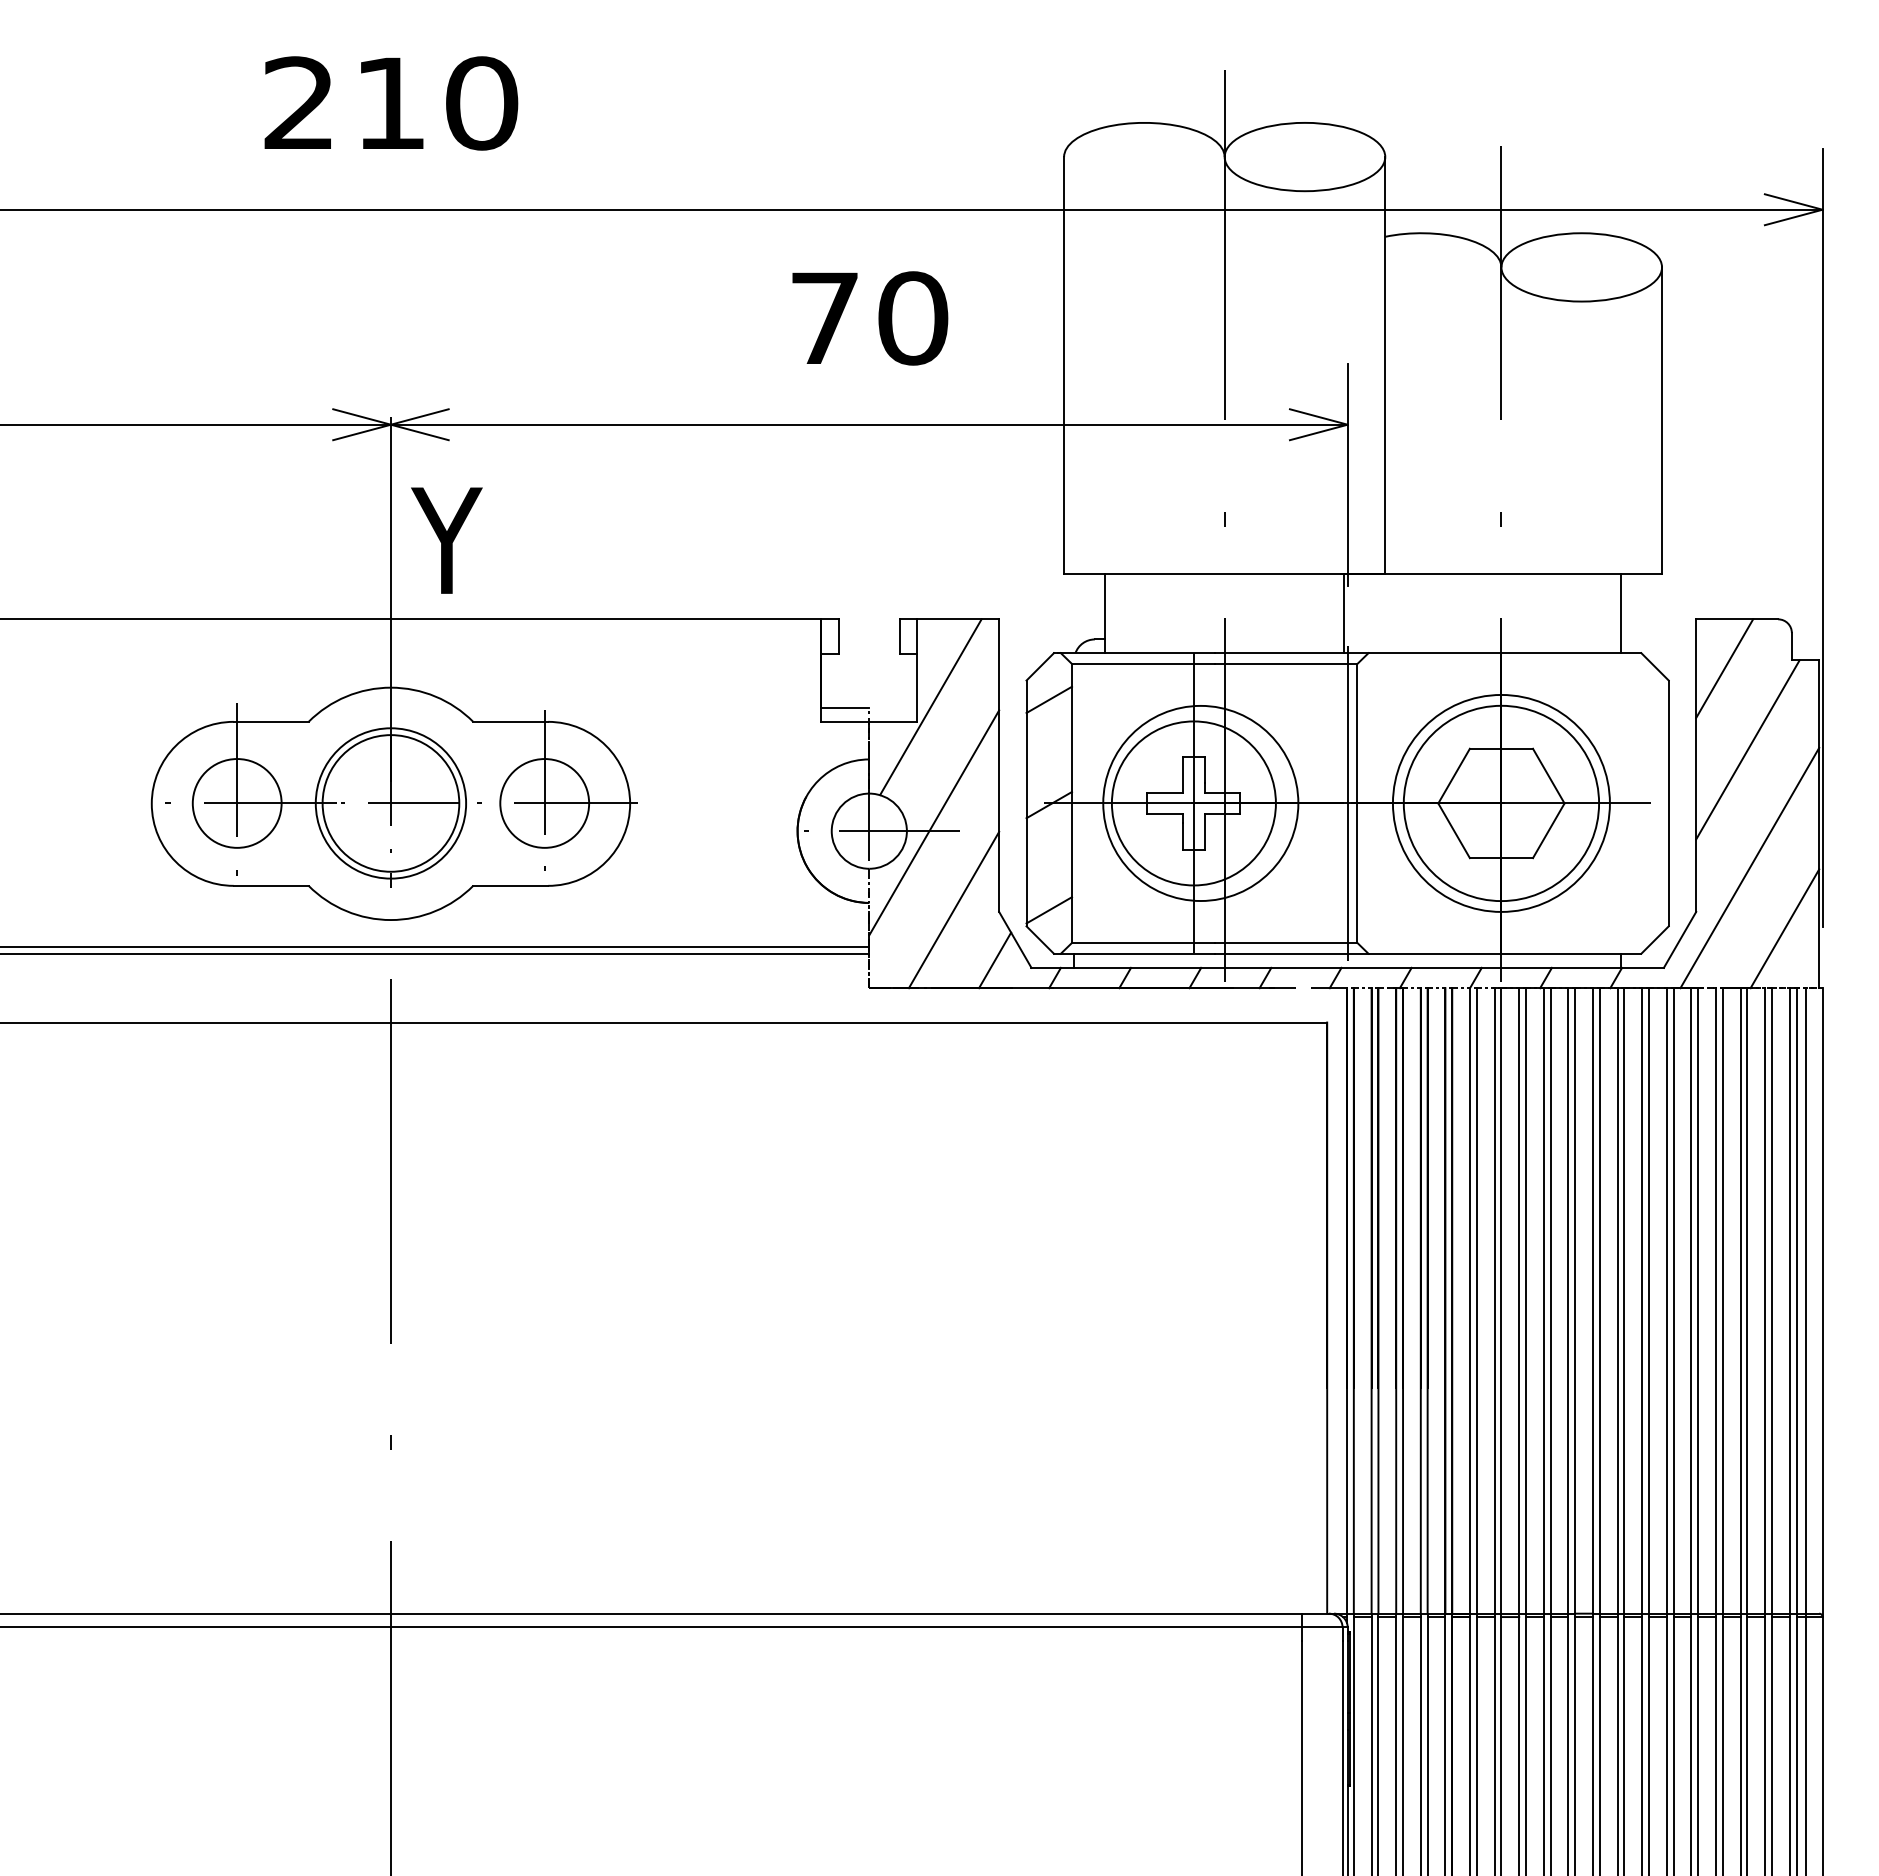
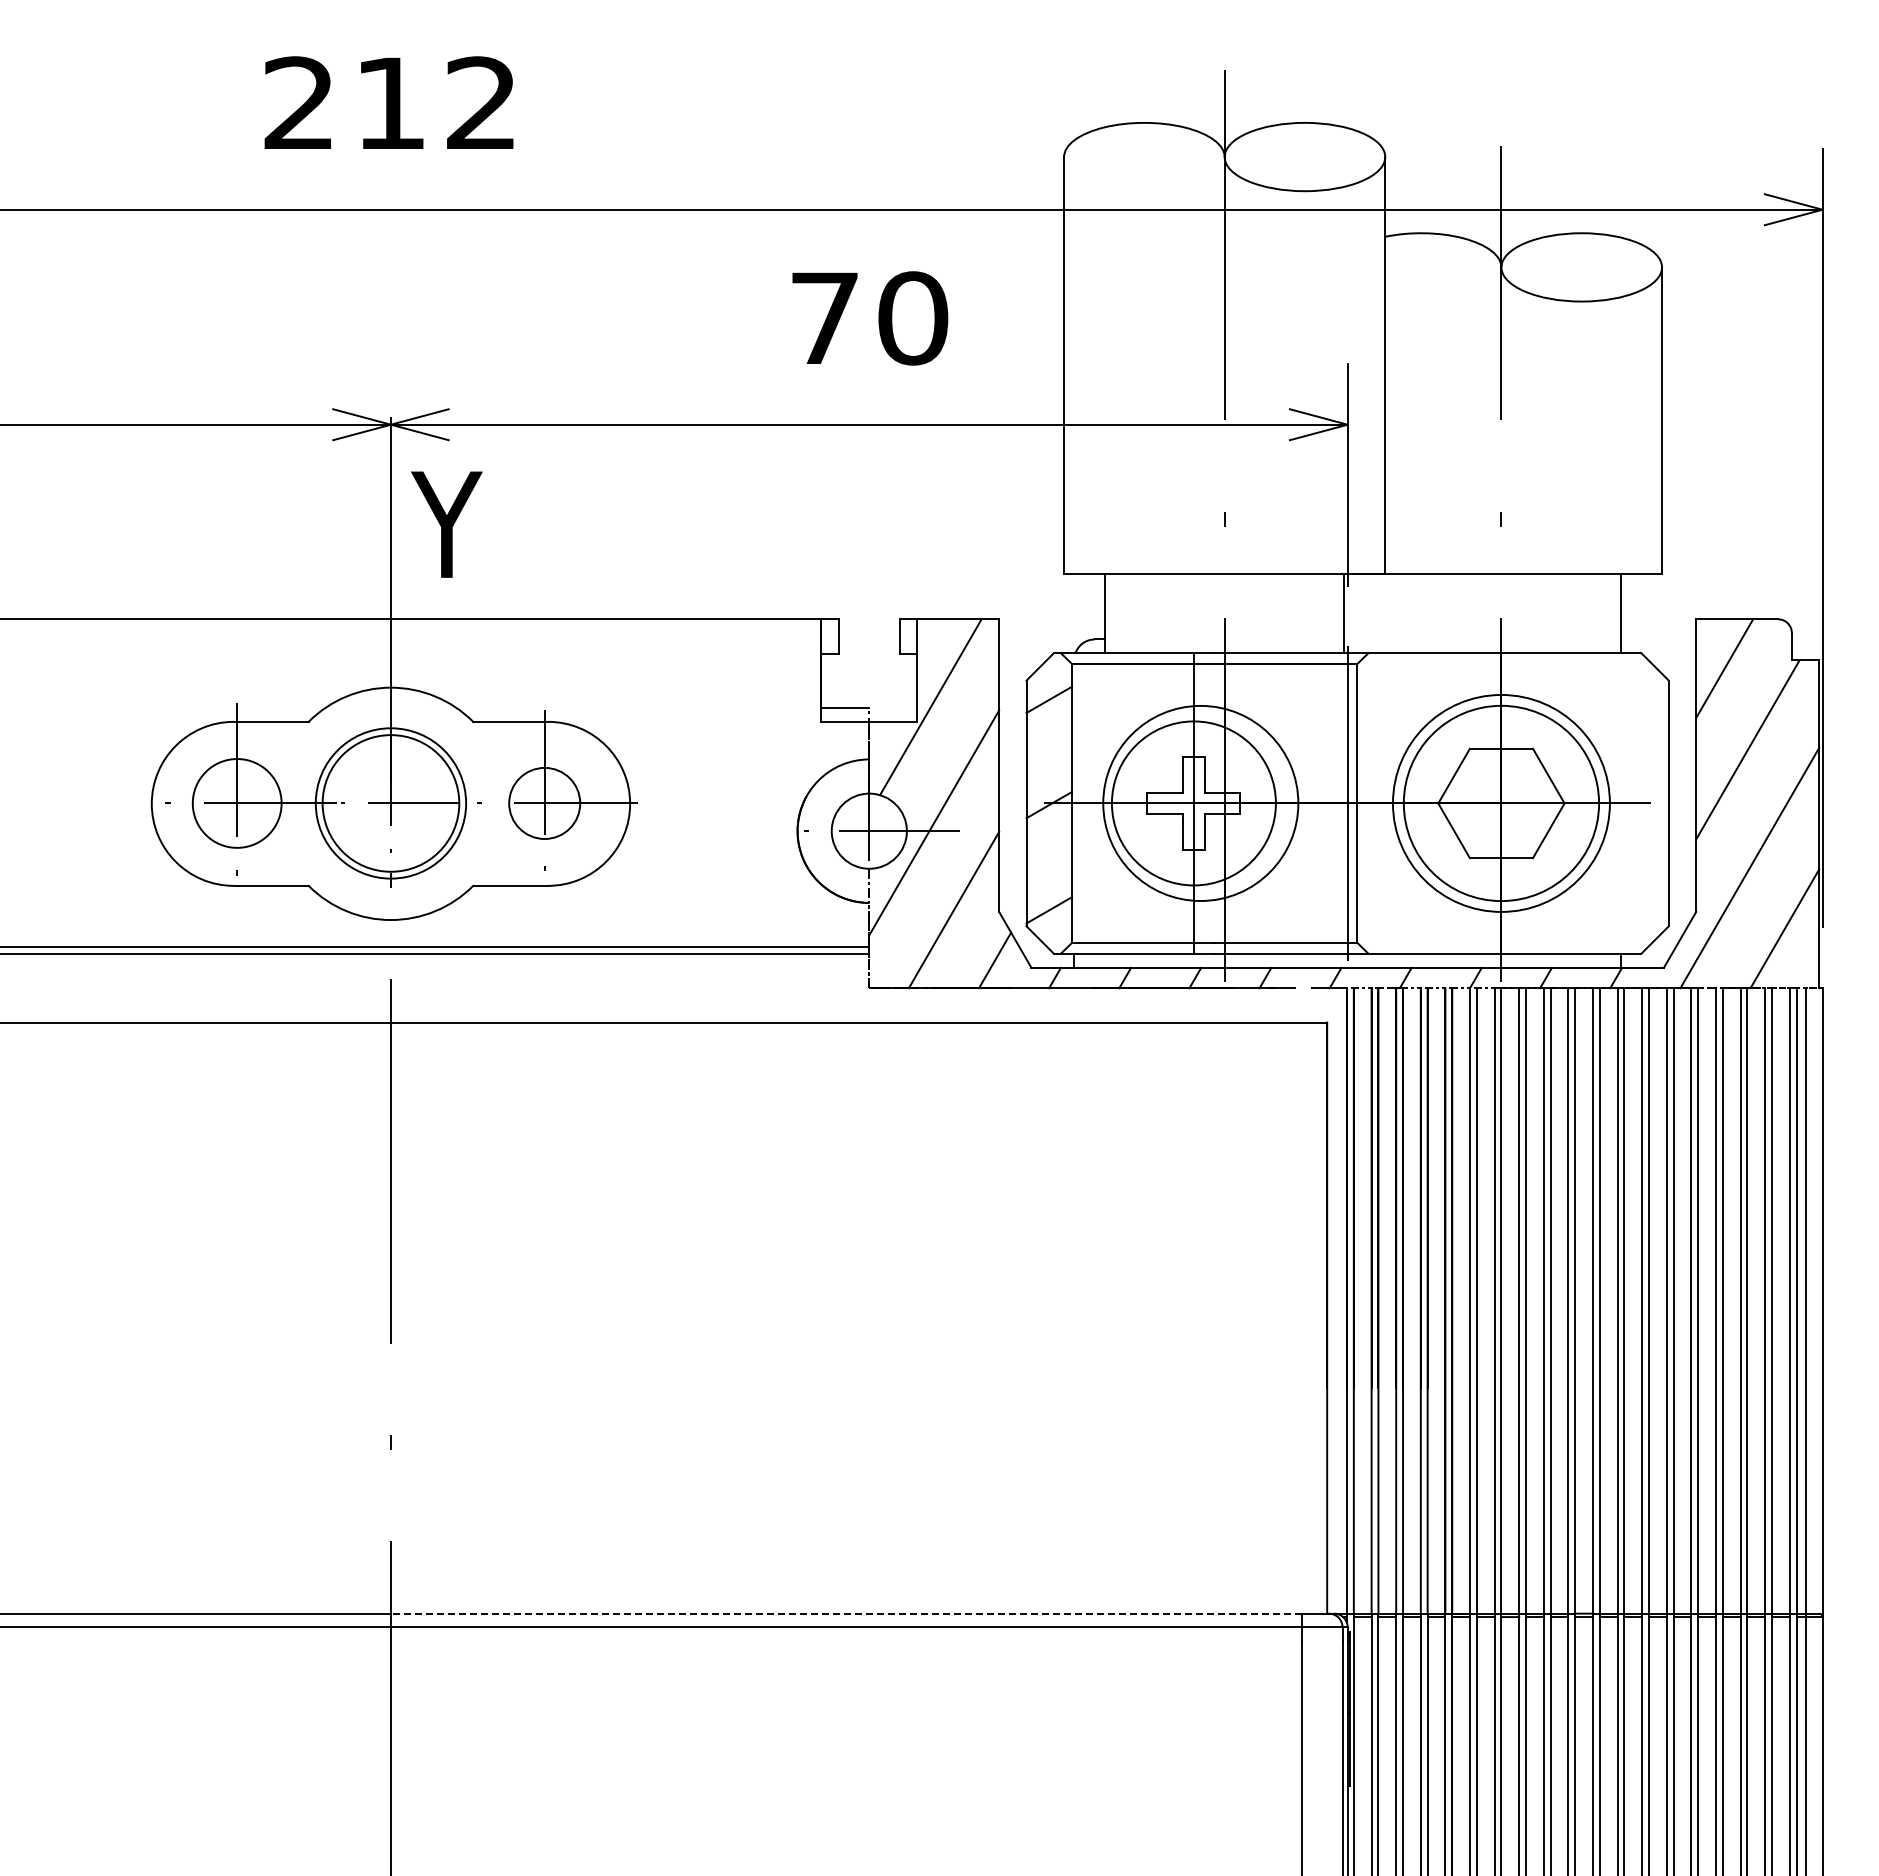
text: 210 -> 212 (482, 103)
text position: (446, 540) -> (446, 524) (446, 524)
circle diameter: 89 px -> 71 px (544, 802)
line: solid -> dashed (845, 1613)
